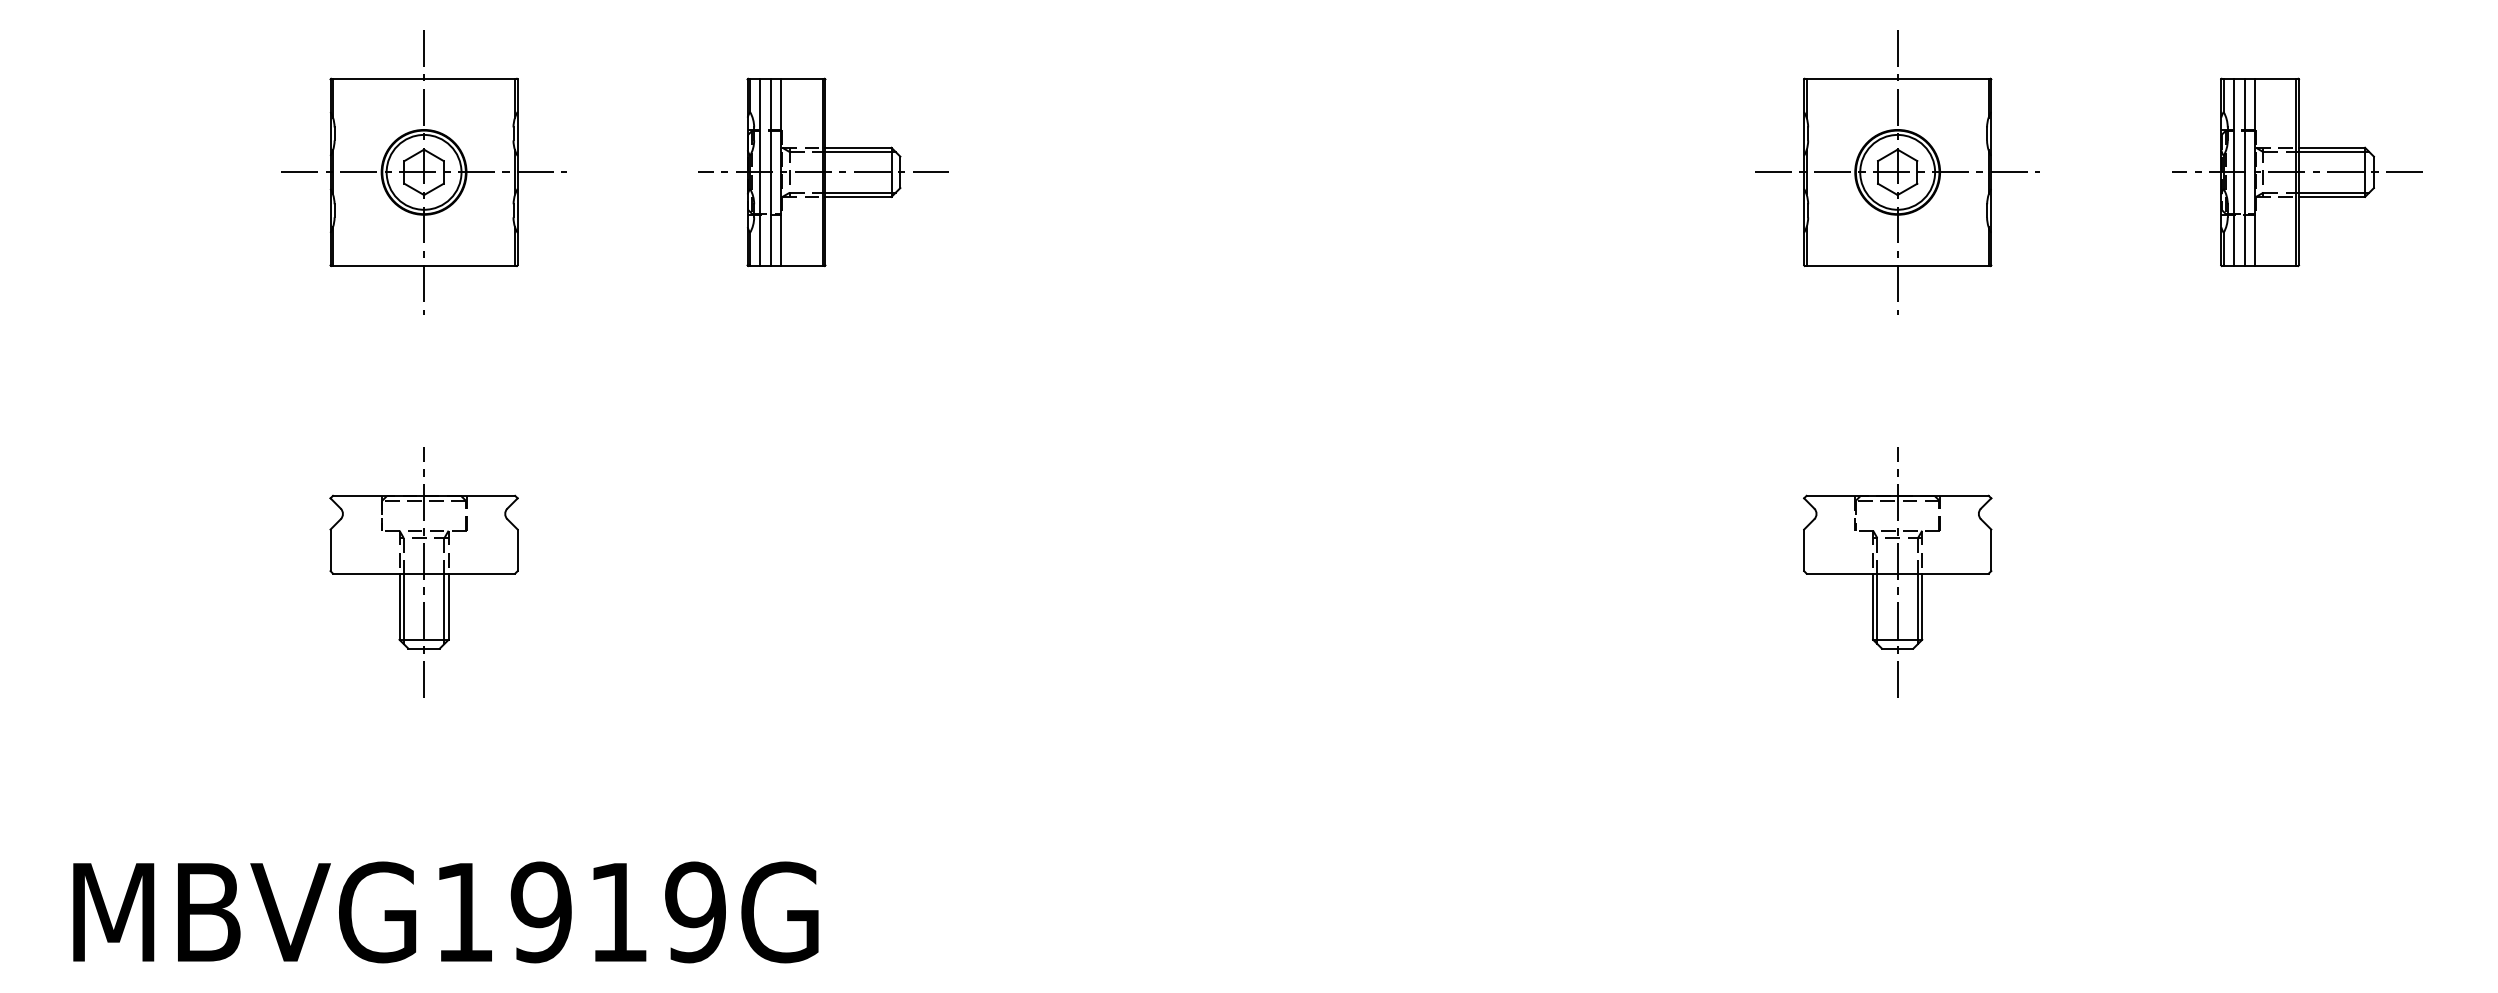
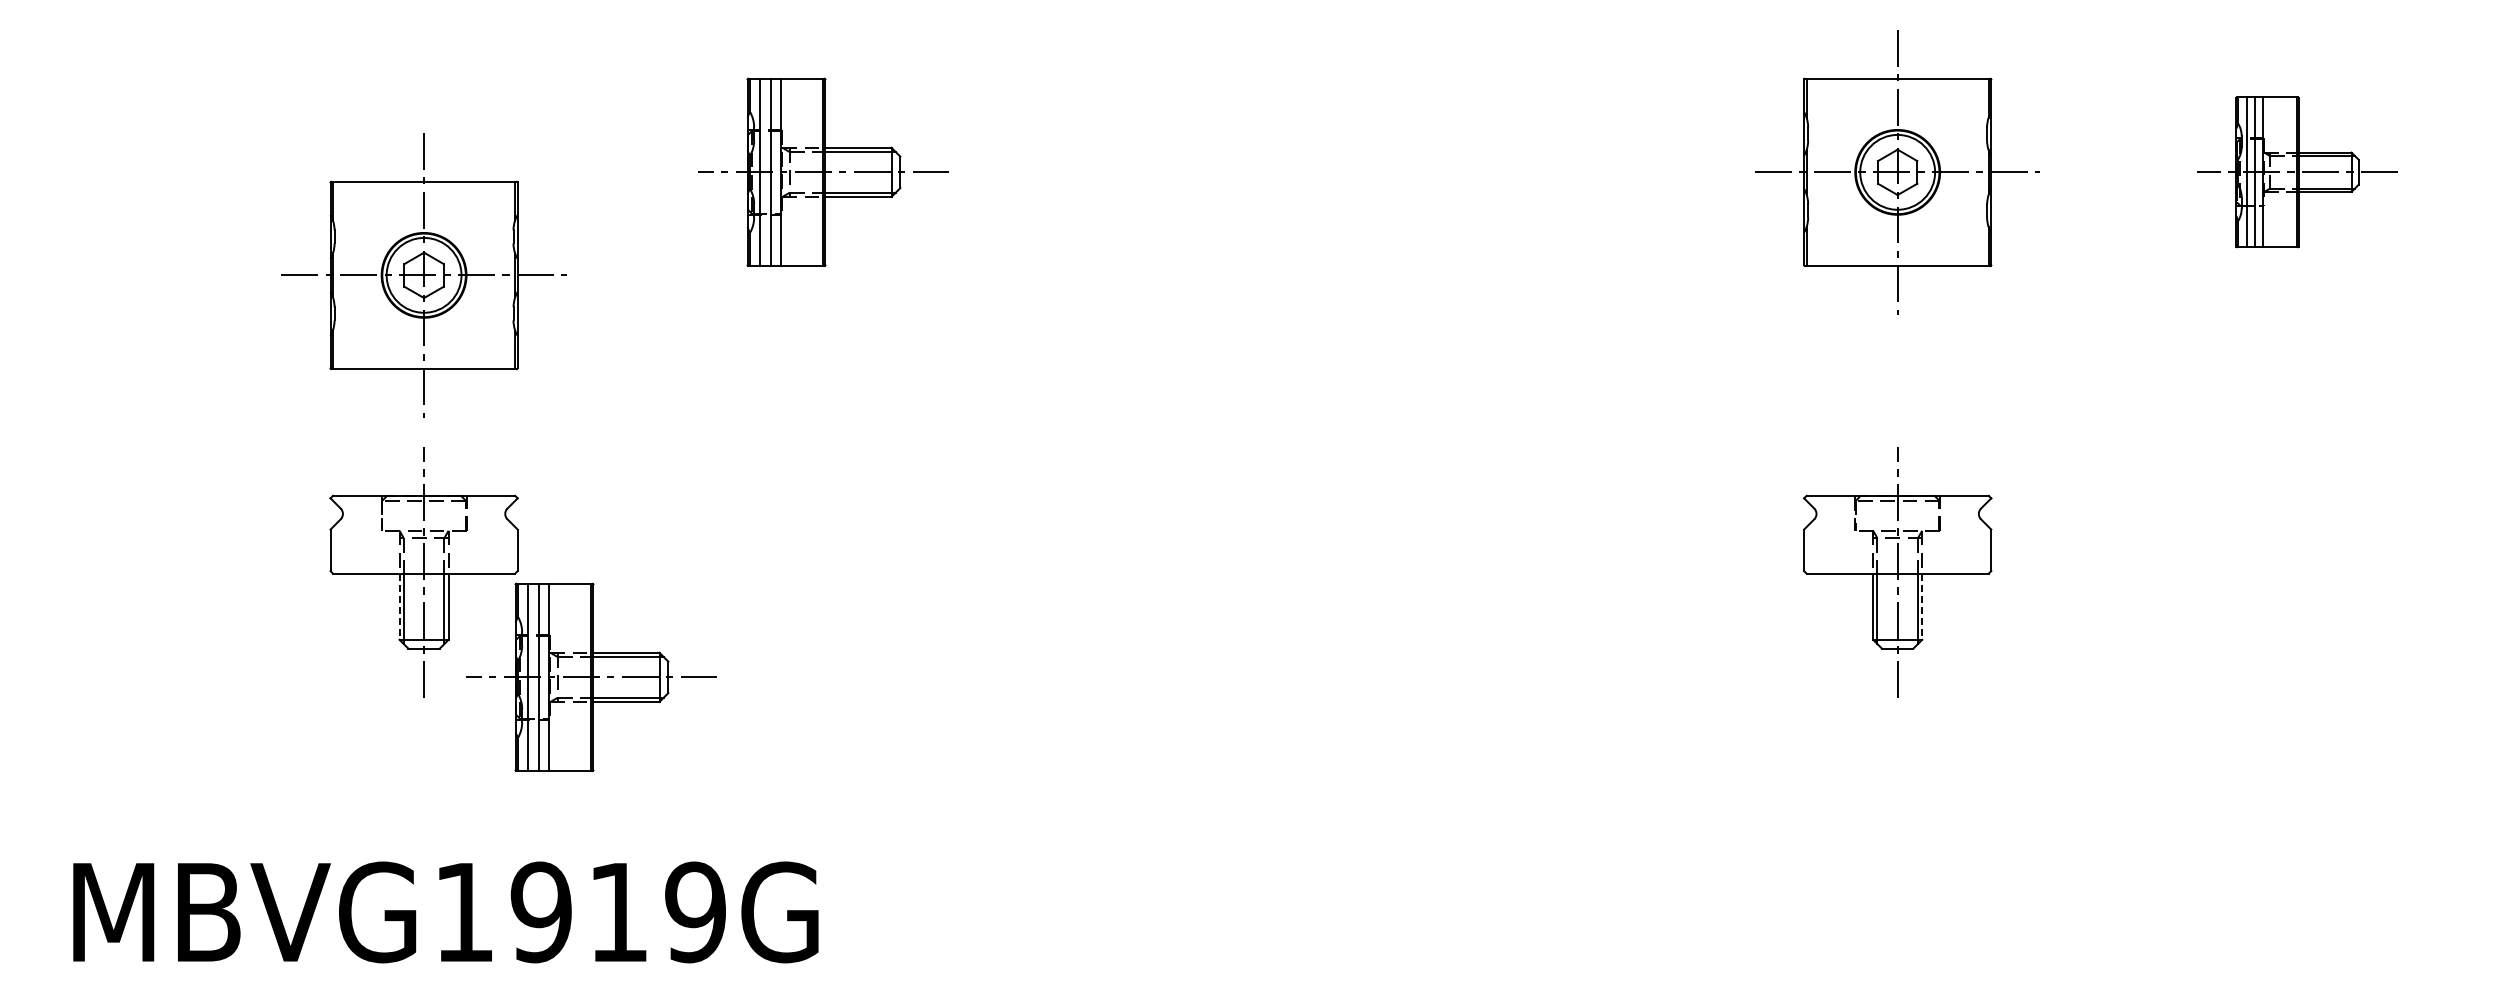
part size: 251x190 px -> 201x153 px (2297, 172)
part position: (423, 172) -> (423, 275) (423, 275)
line: solid -> dashed (399, 607)
line: solid -> dashed (1922, 607)
part: none -> present (591, 676)
